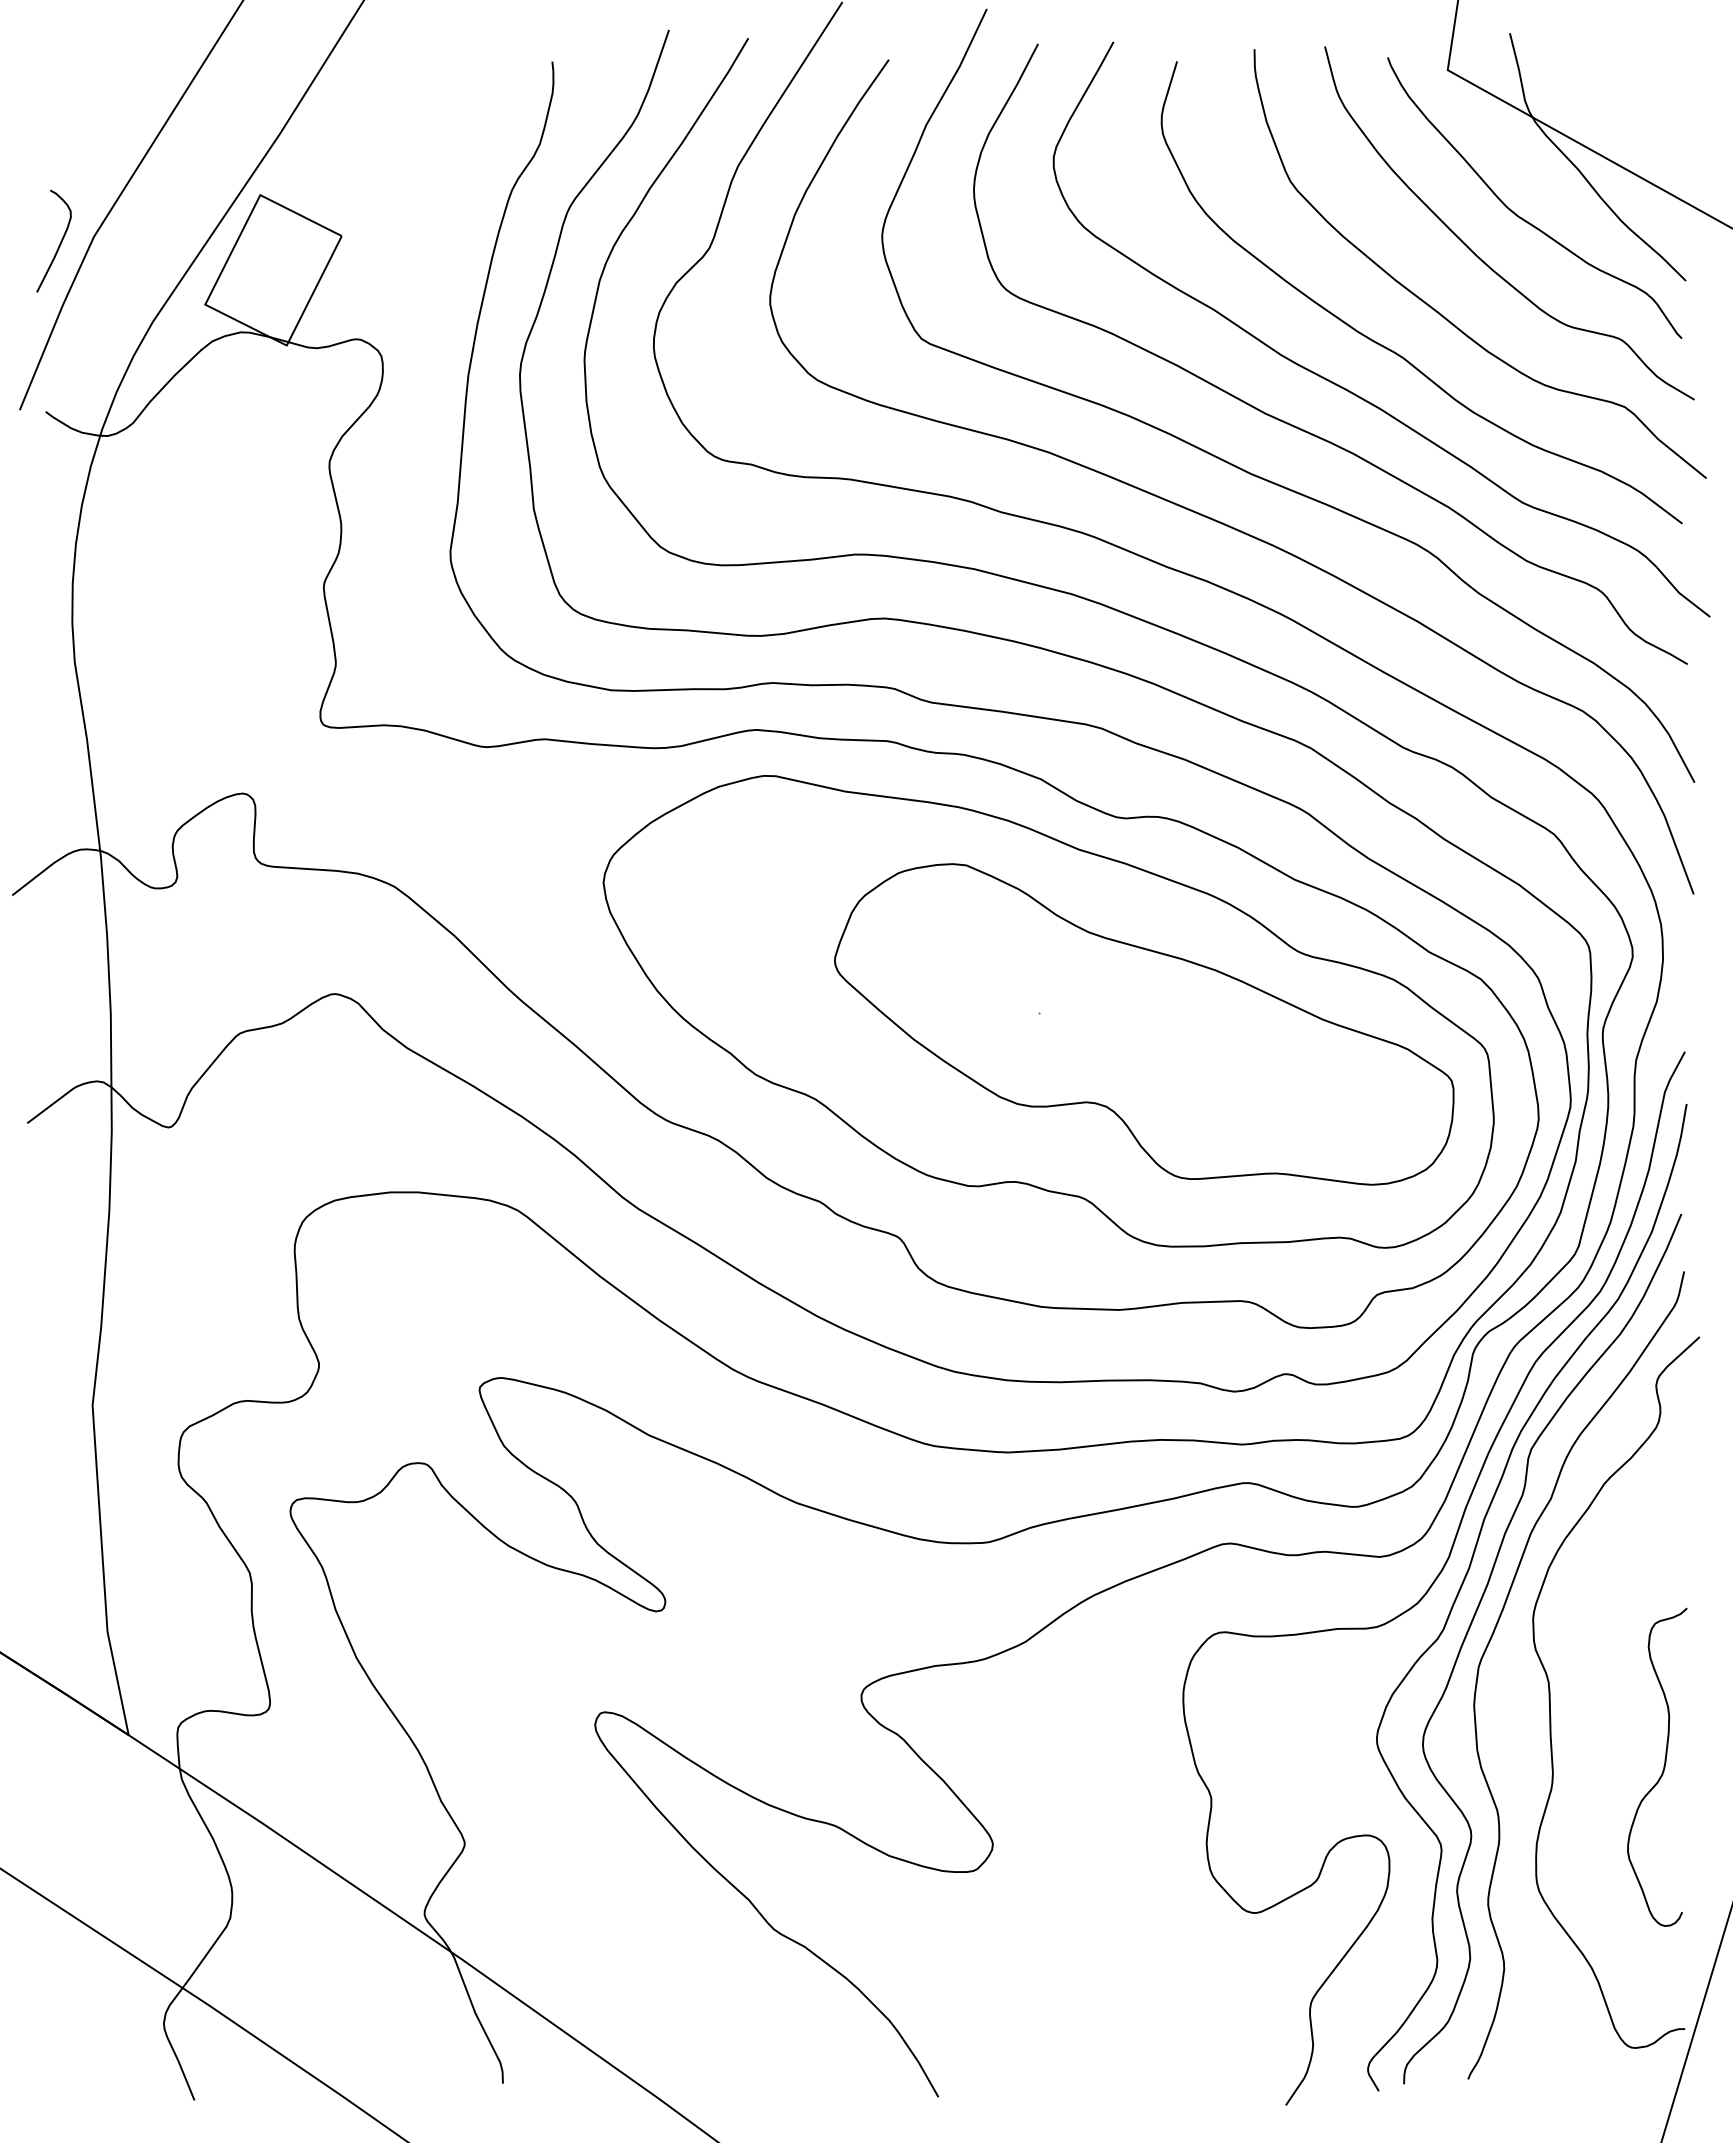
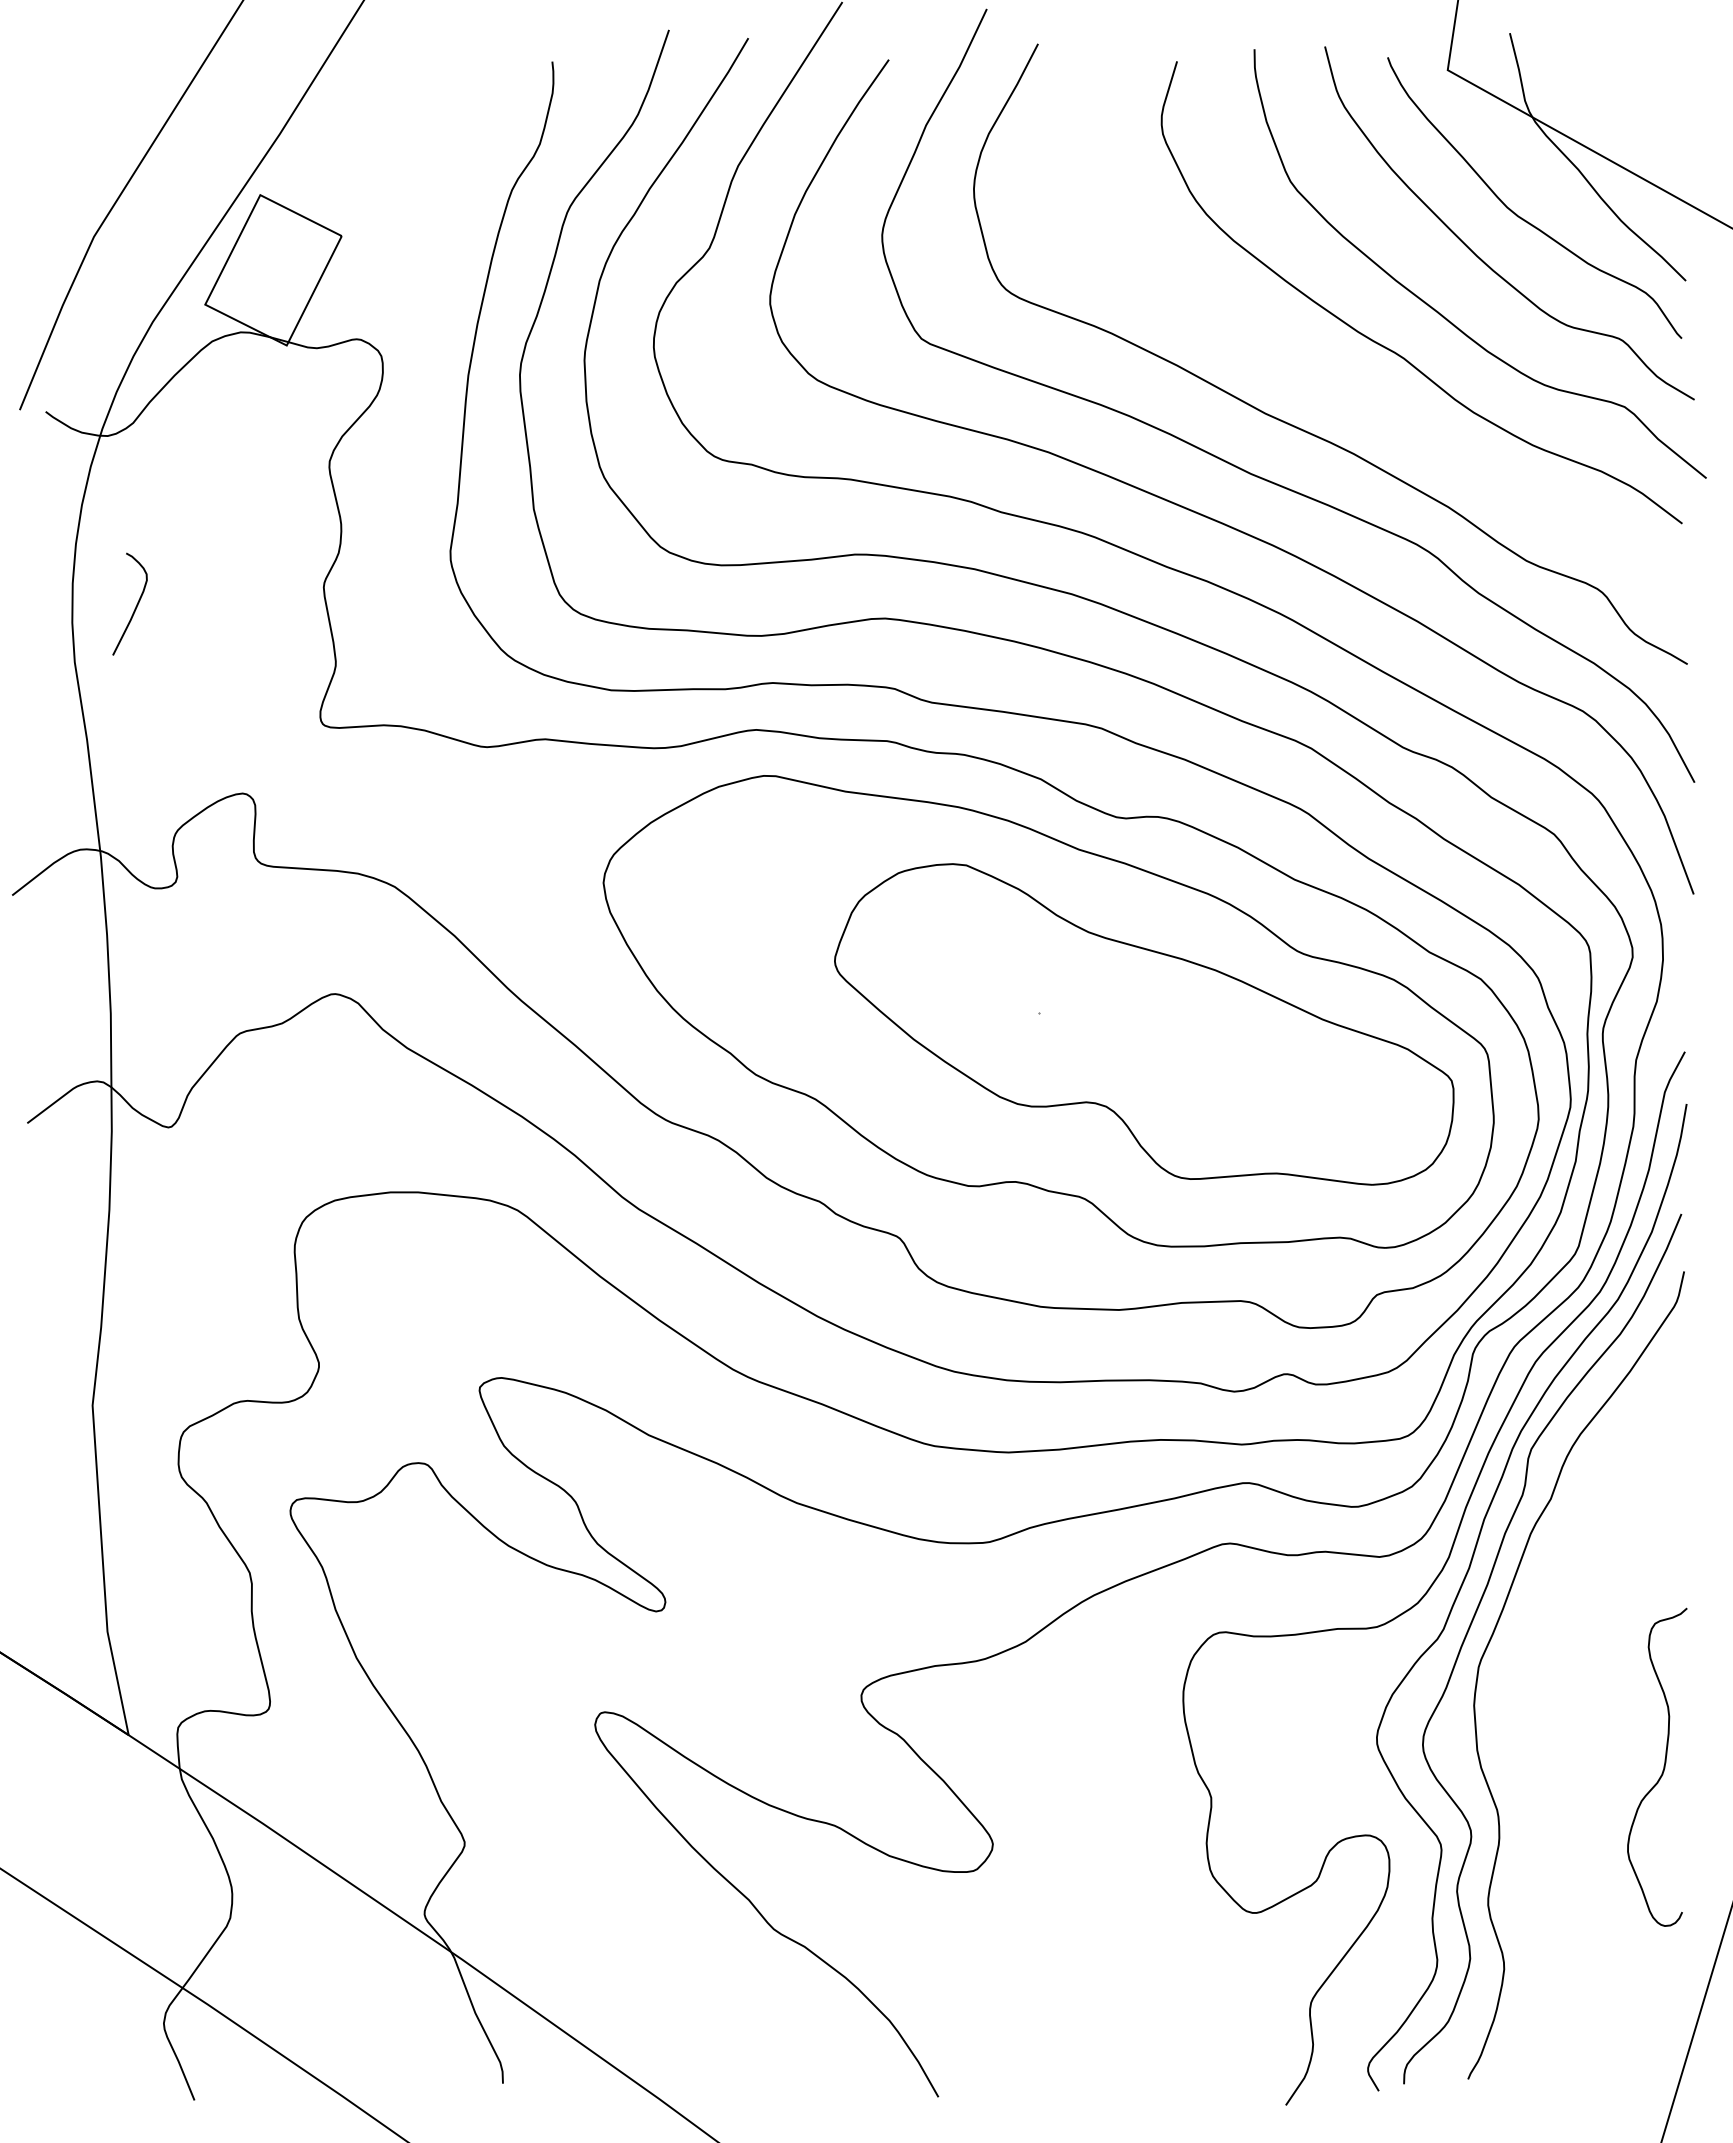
curve position: (59, 243) -> (135, 606) (135, 606)
curve: present -> none (1348, 389)
curve: present -> none (1550, 1692)
